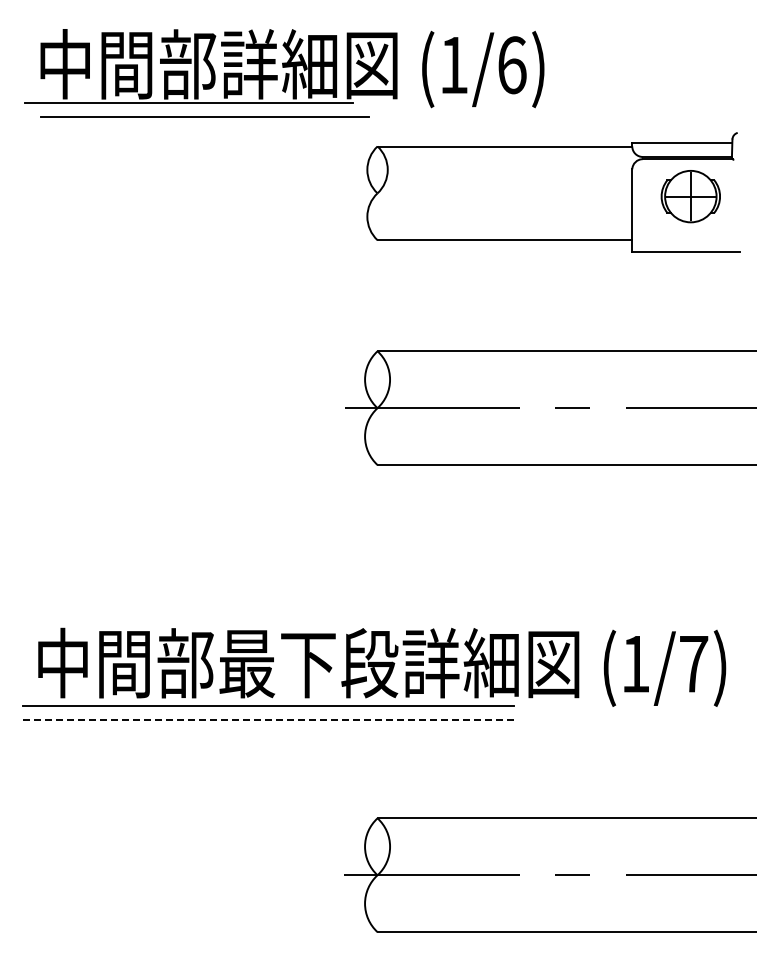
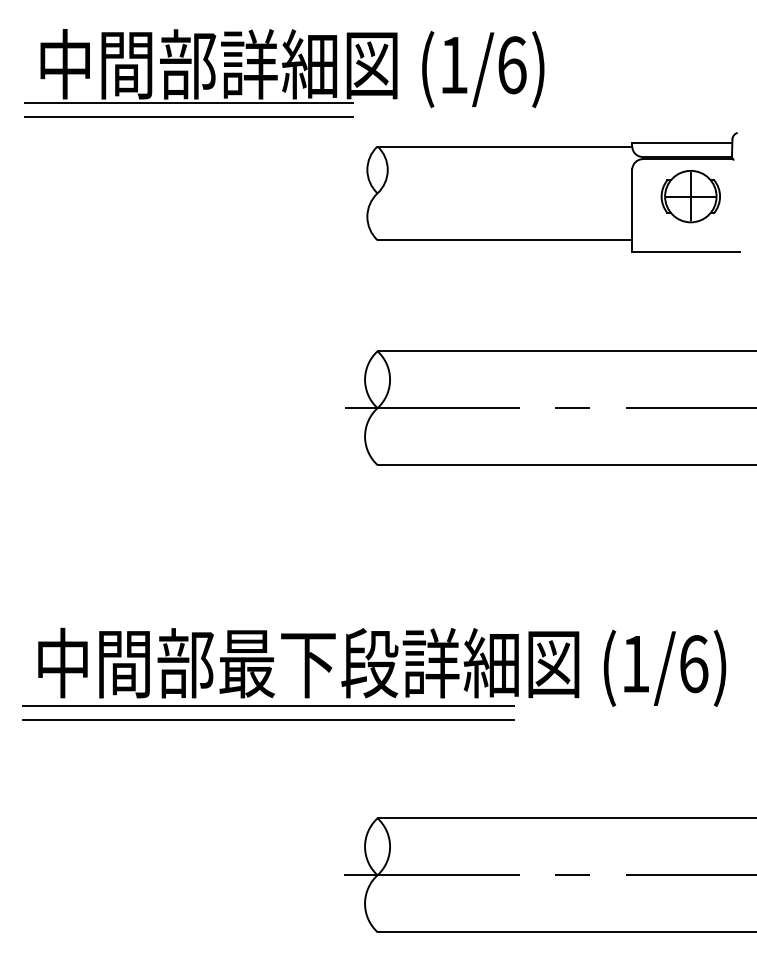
line position: (204, 116) -> (188, 116) (188, 116)
text: (1/7) -> (1/6) (694, 664)
line: dashed -> solid (268, 720)
